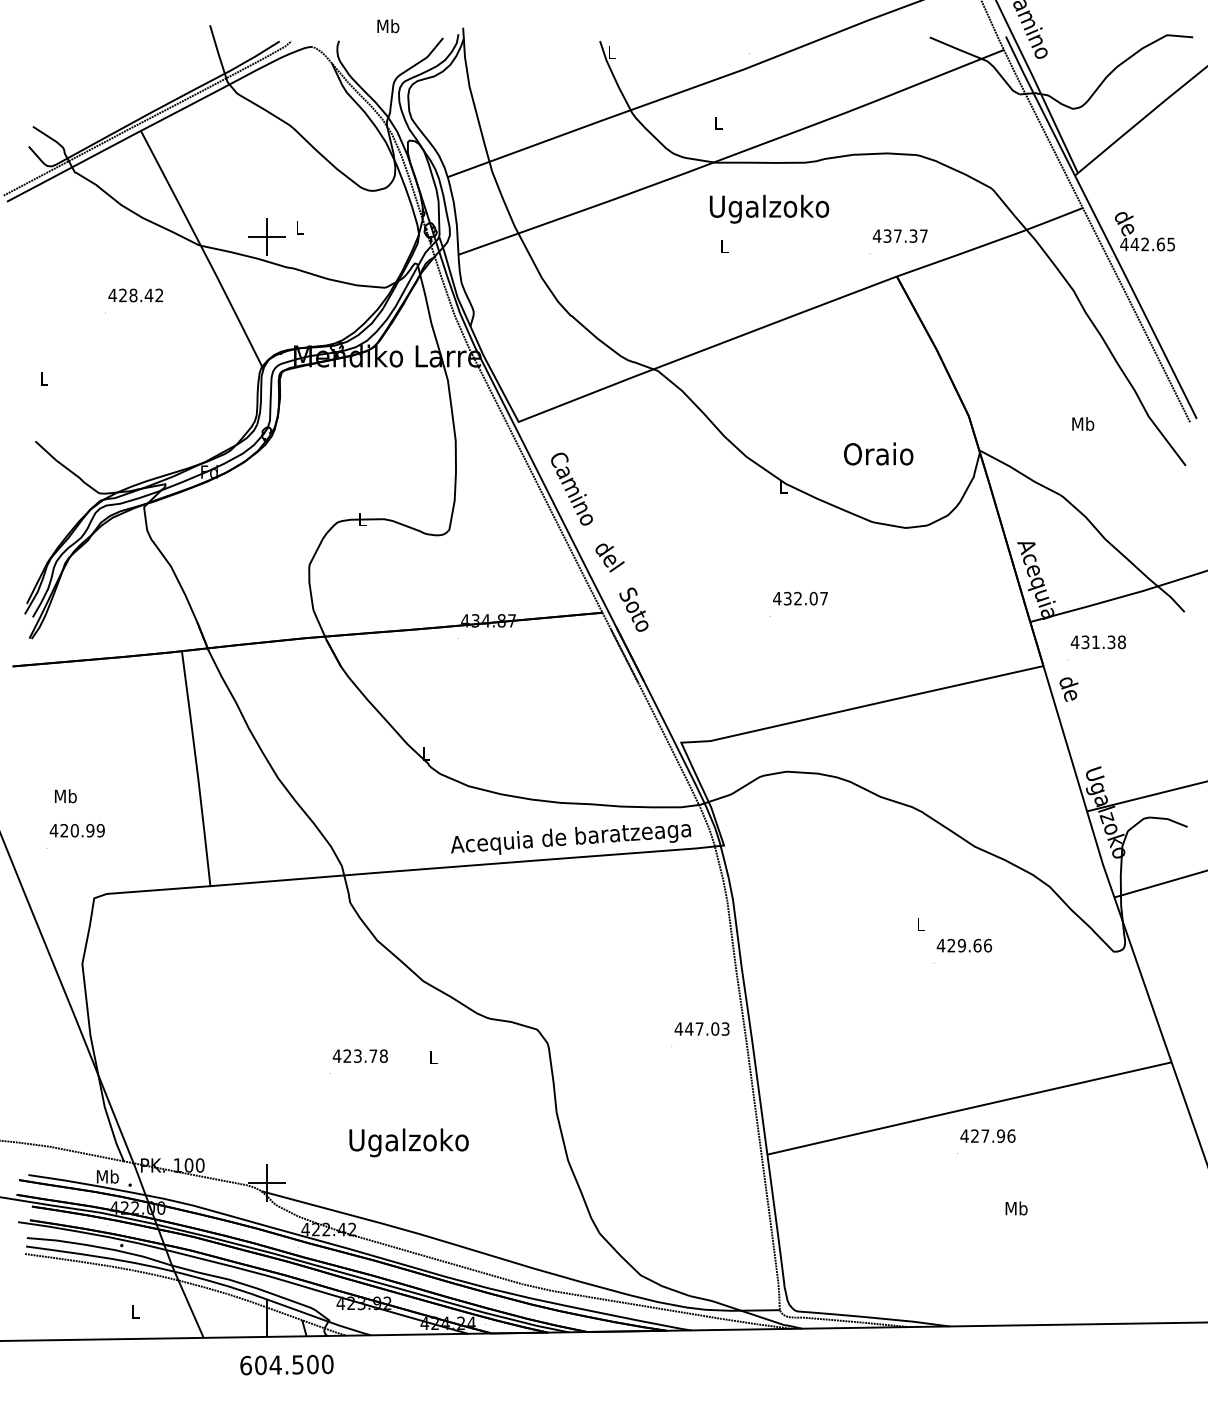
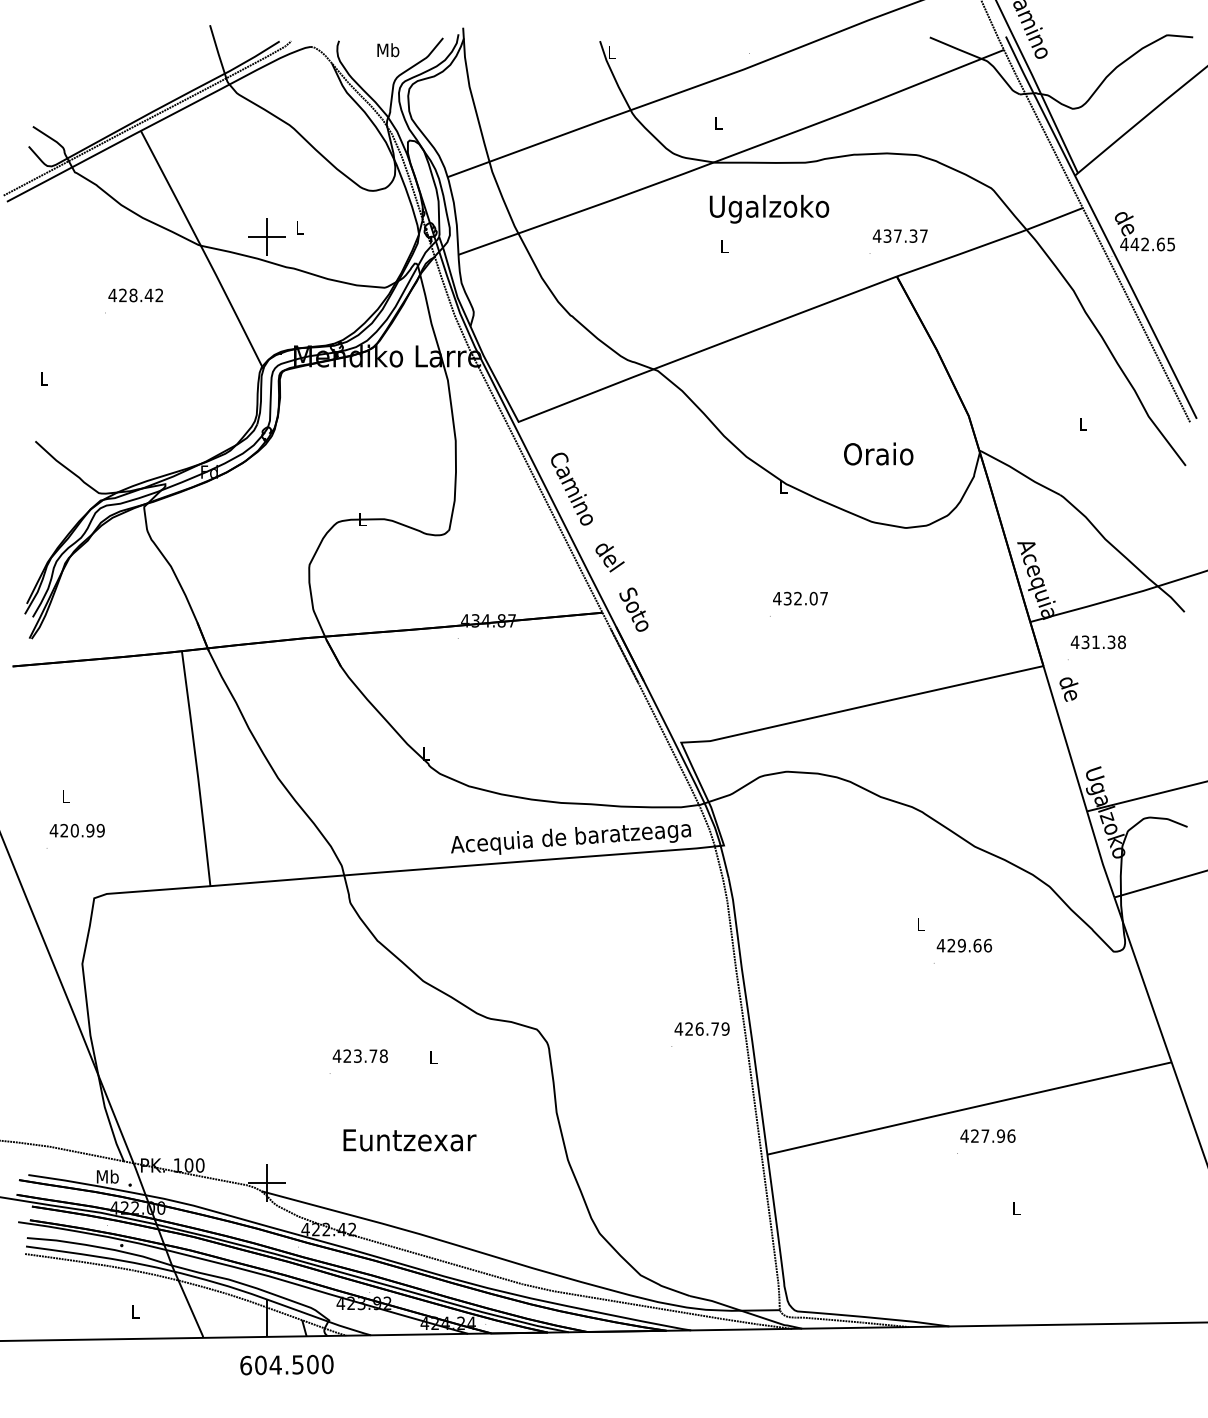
text position: (388, 26) -> (388, 50) (388, 50)
text: Mb -> L (1083, 423)
text: Mb -> L (65, 796)
text: 447.03 -> 426.79 (707, 1028)
text: Ugalzoko -> Euntzexar (409, 1142)
text: Mb -> L (1016, 1208)
